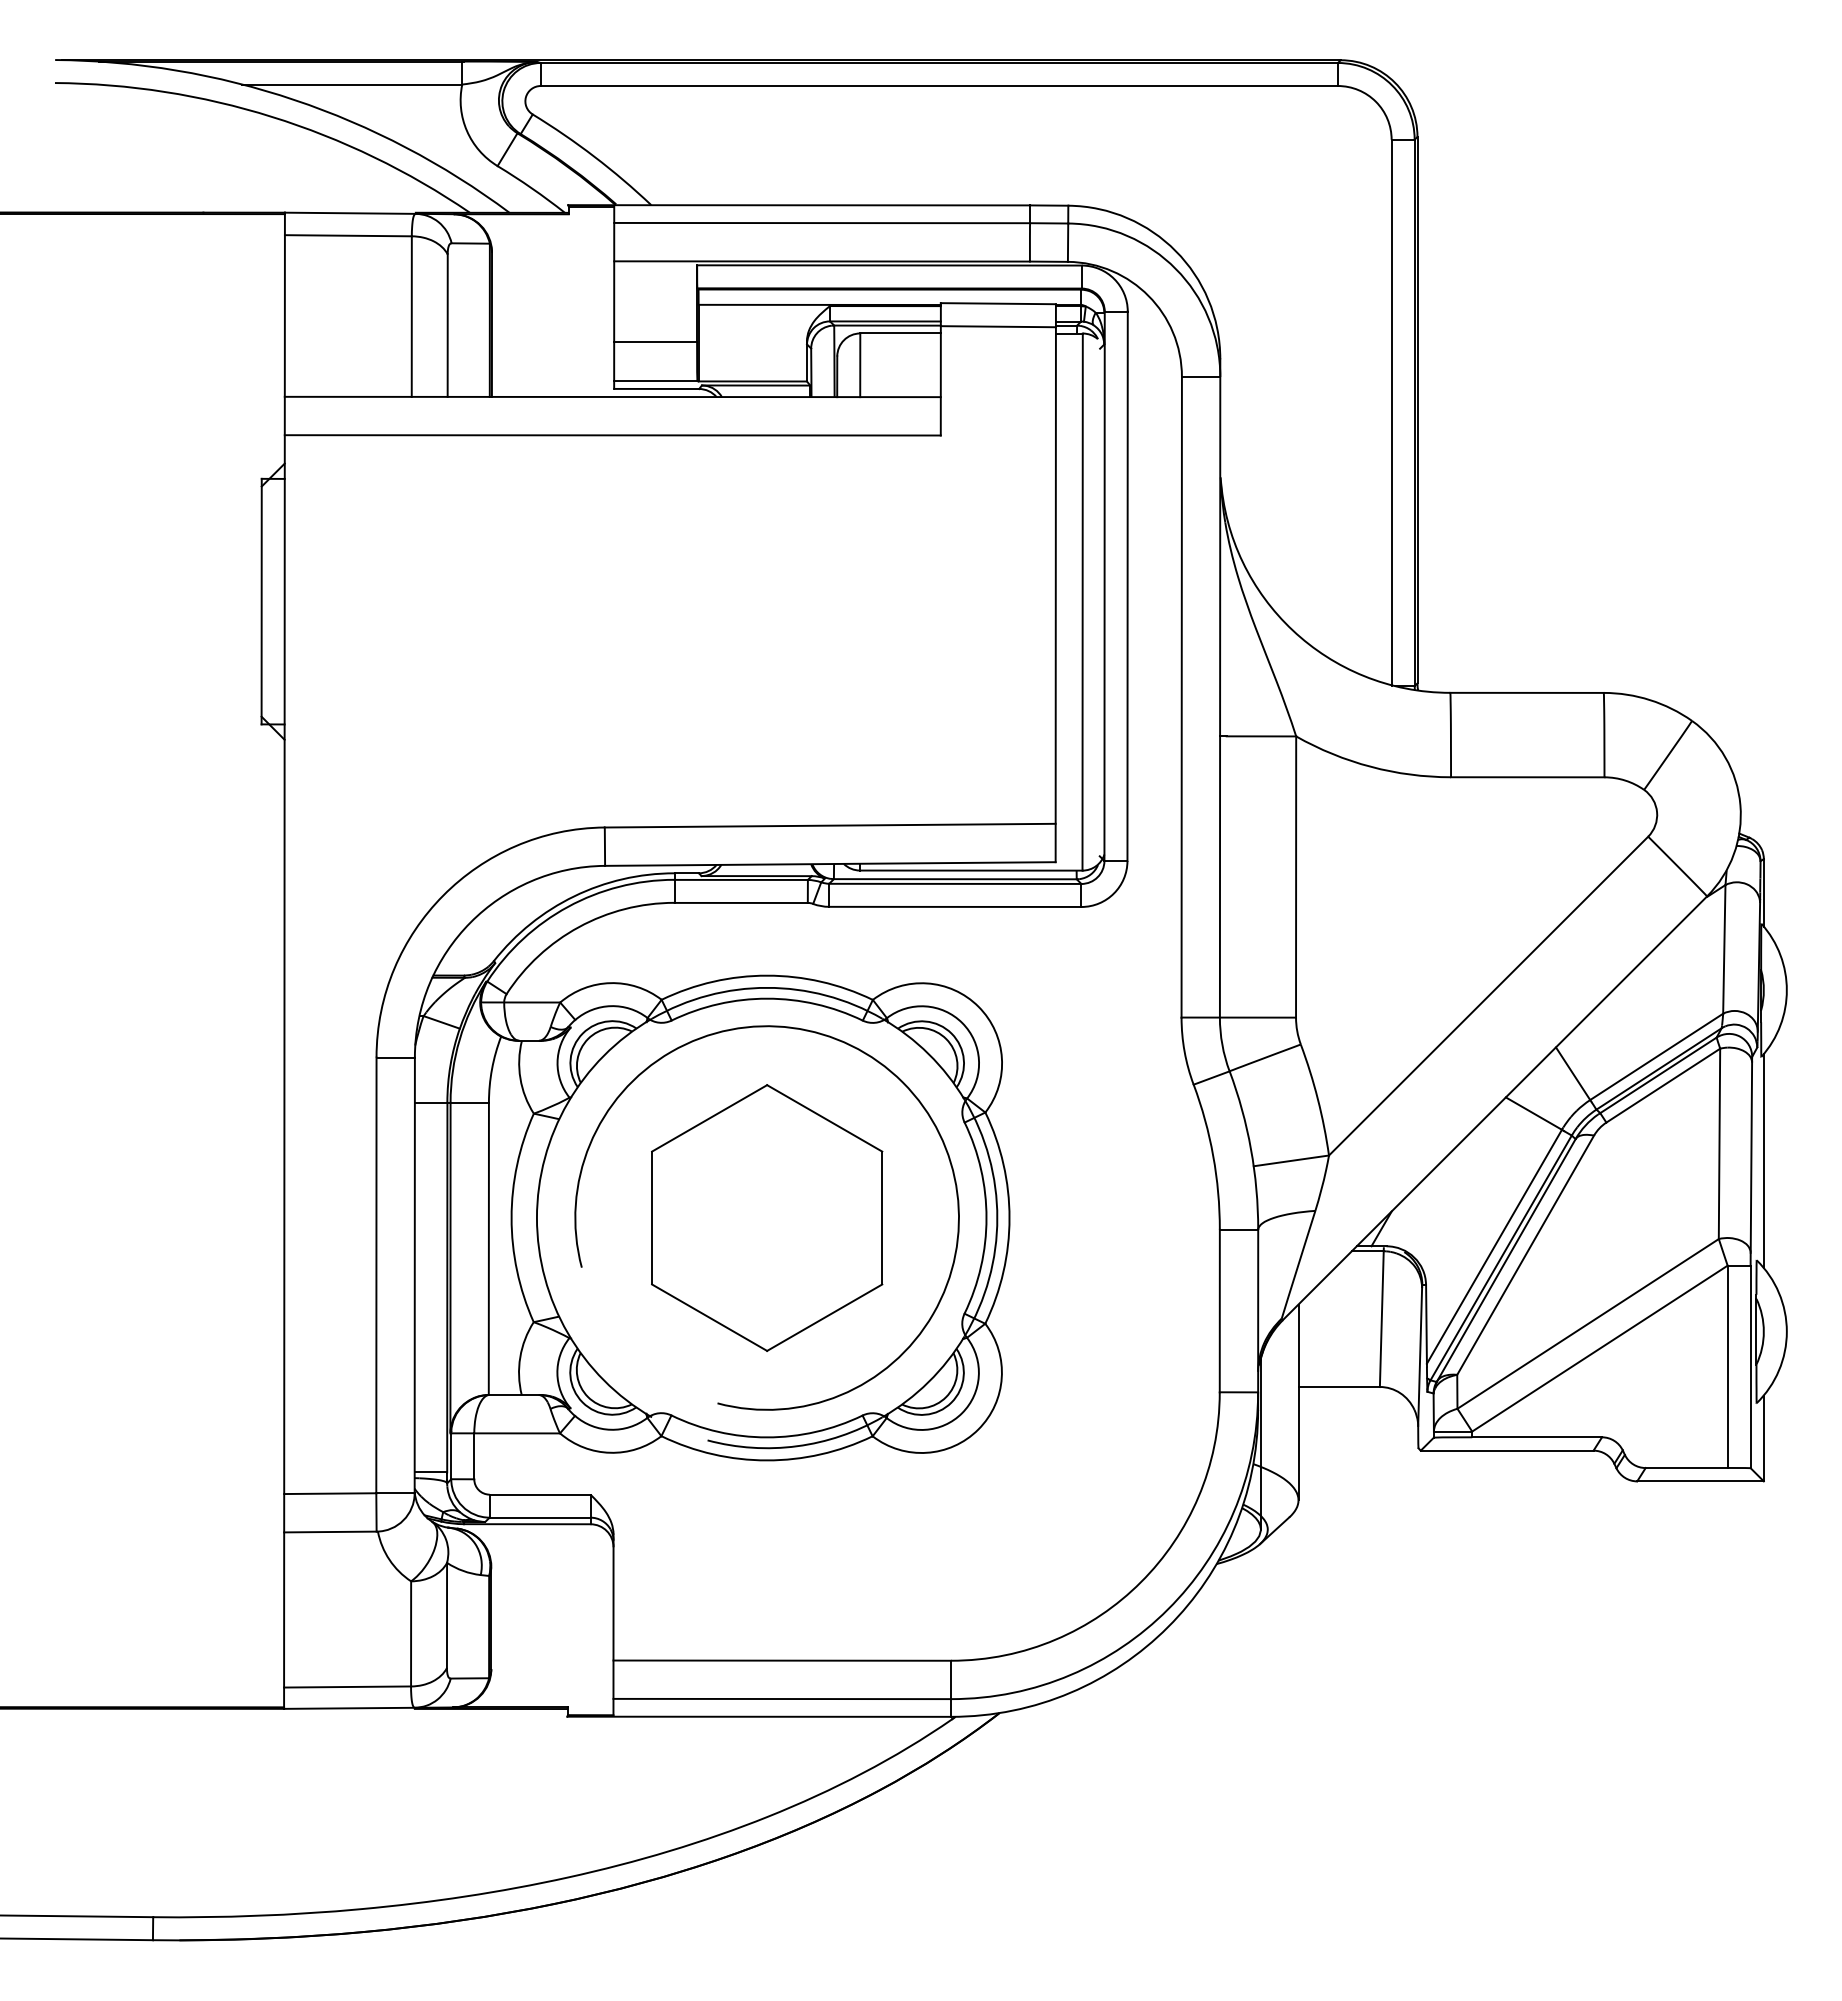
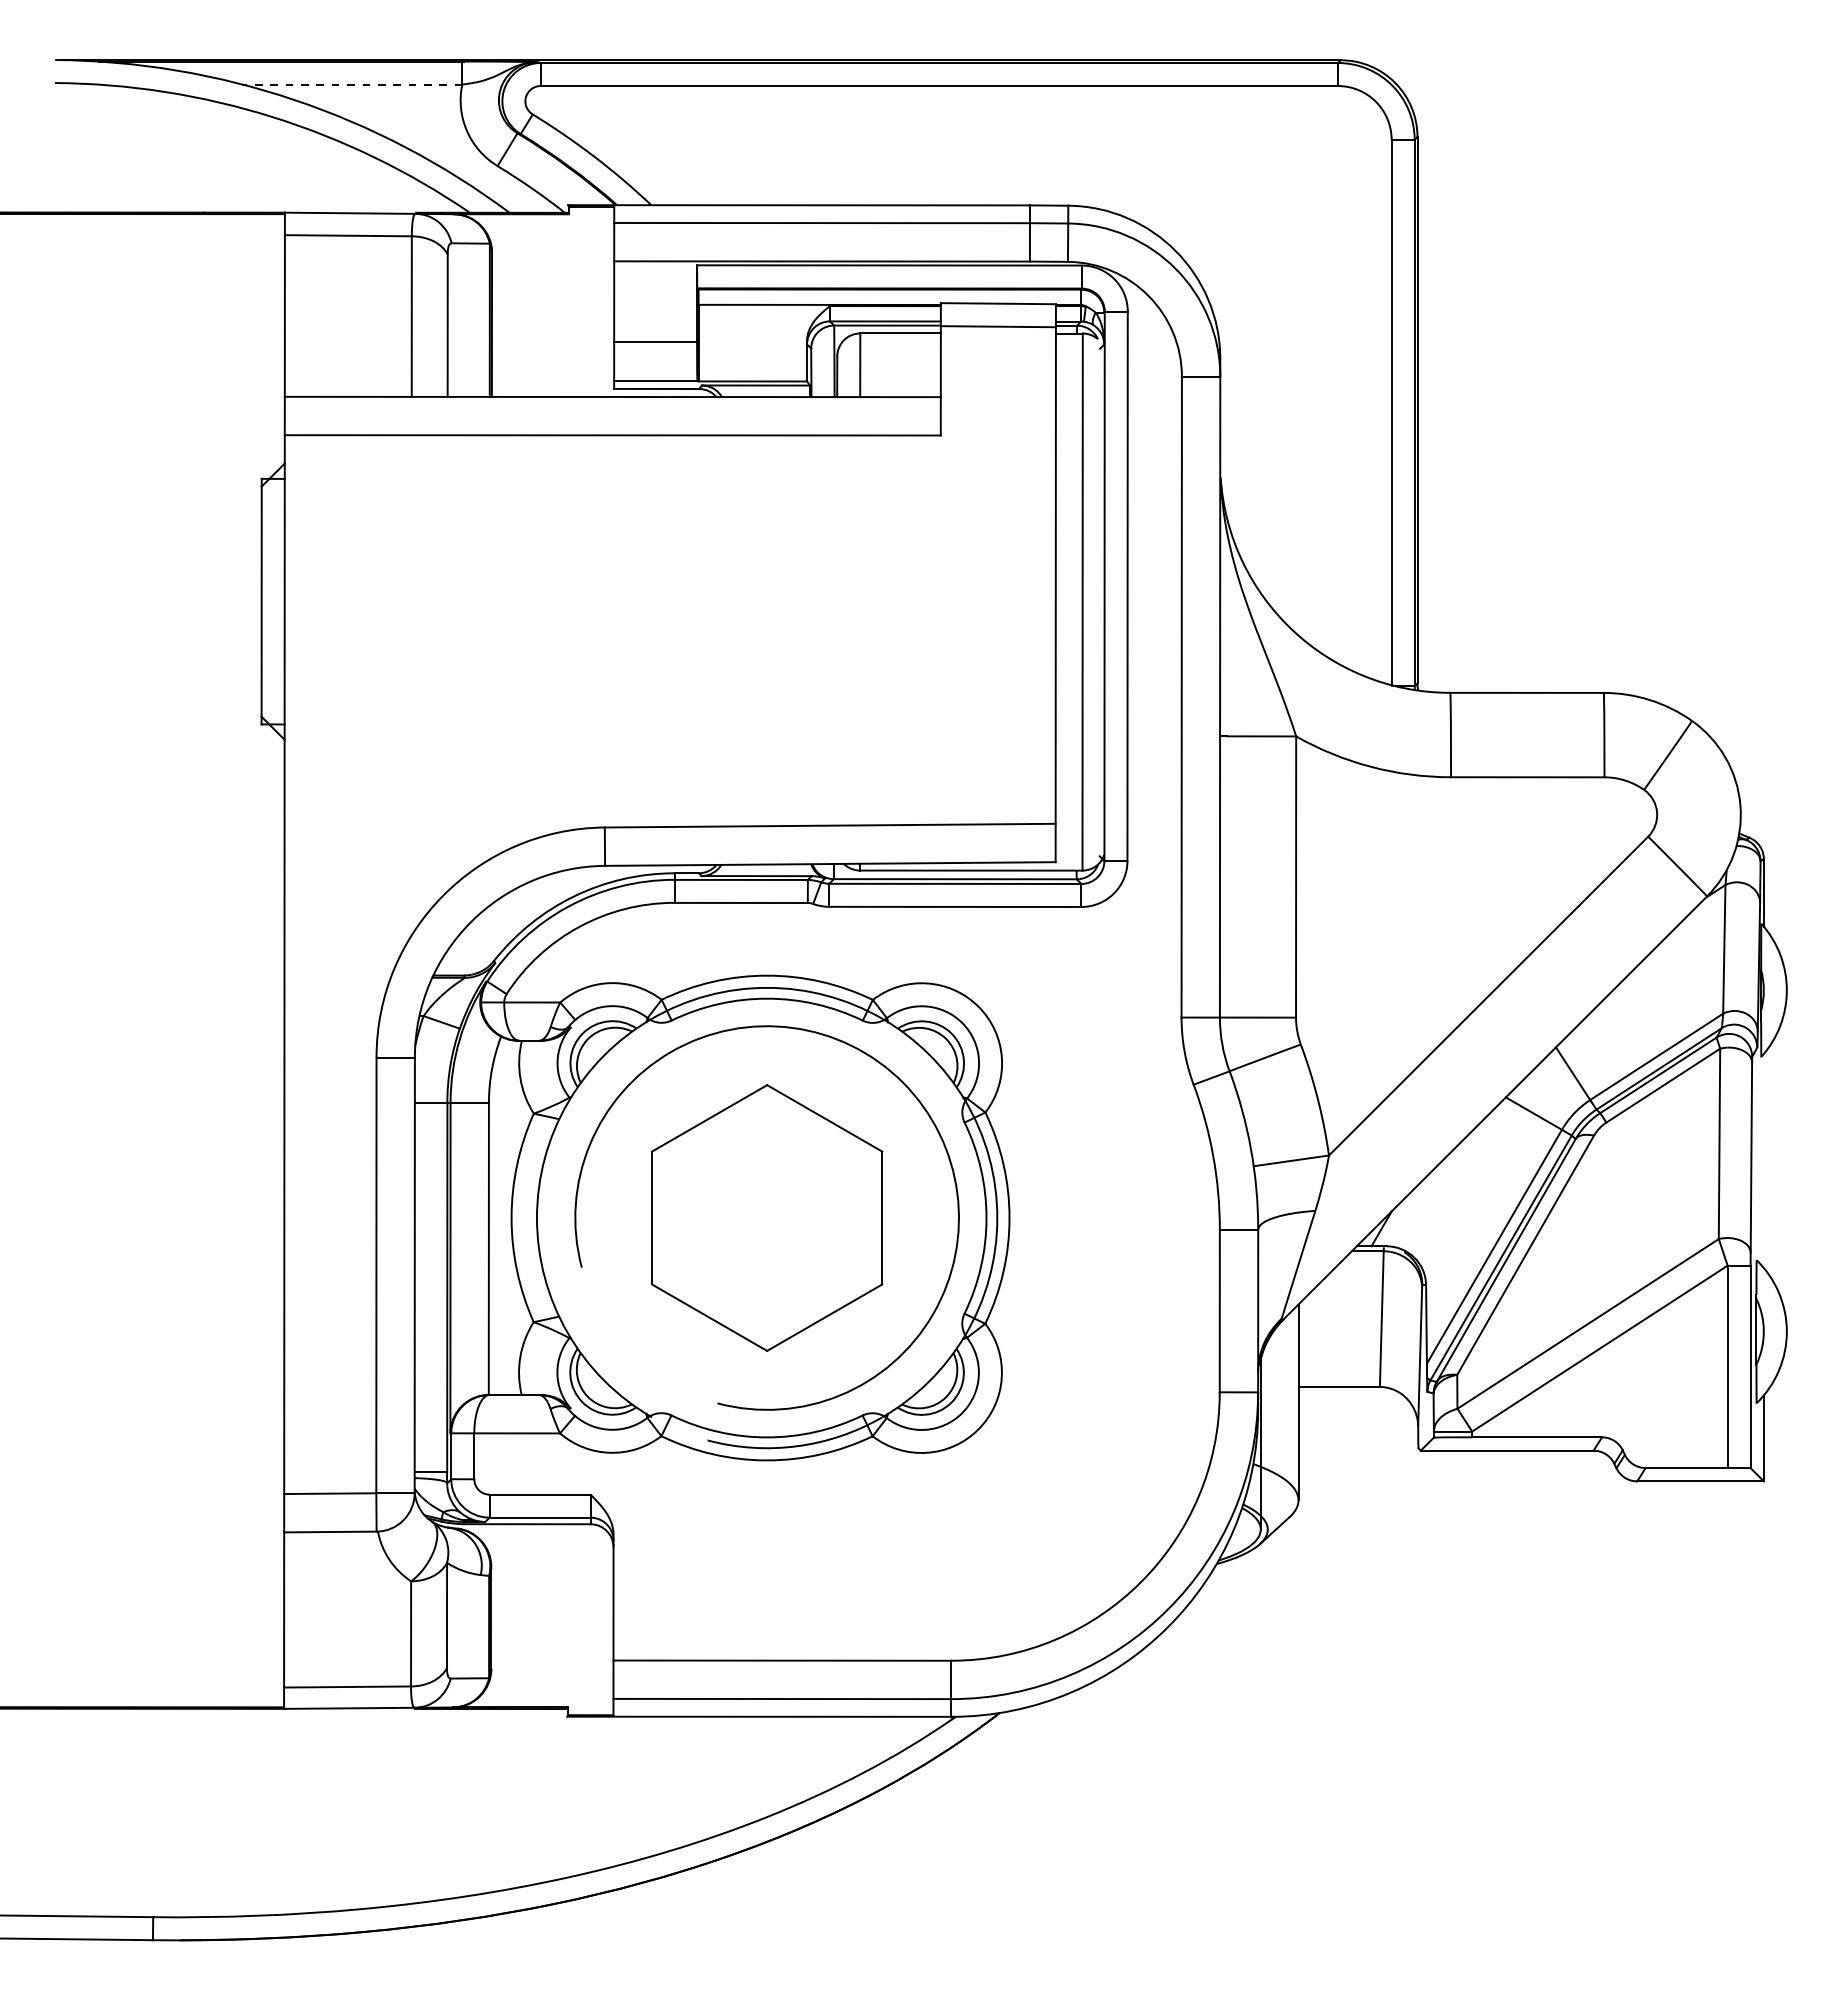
line: solid -> dashed (351, 84)
line: present -> none (1763, 1160)
